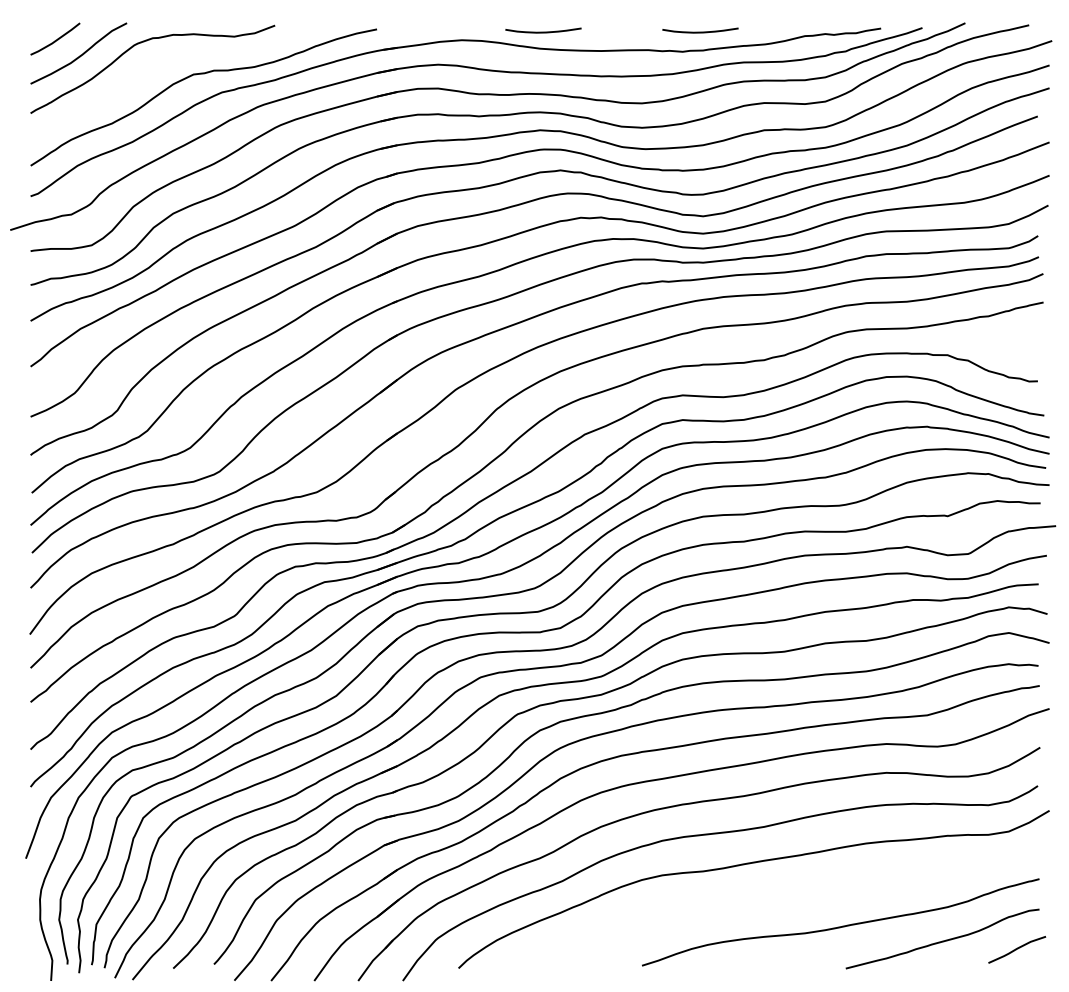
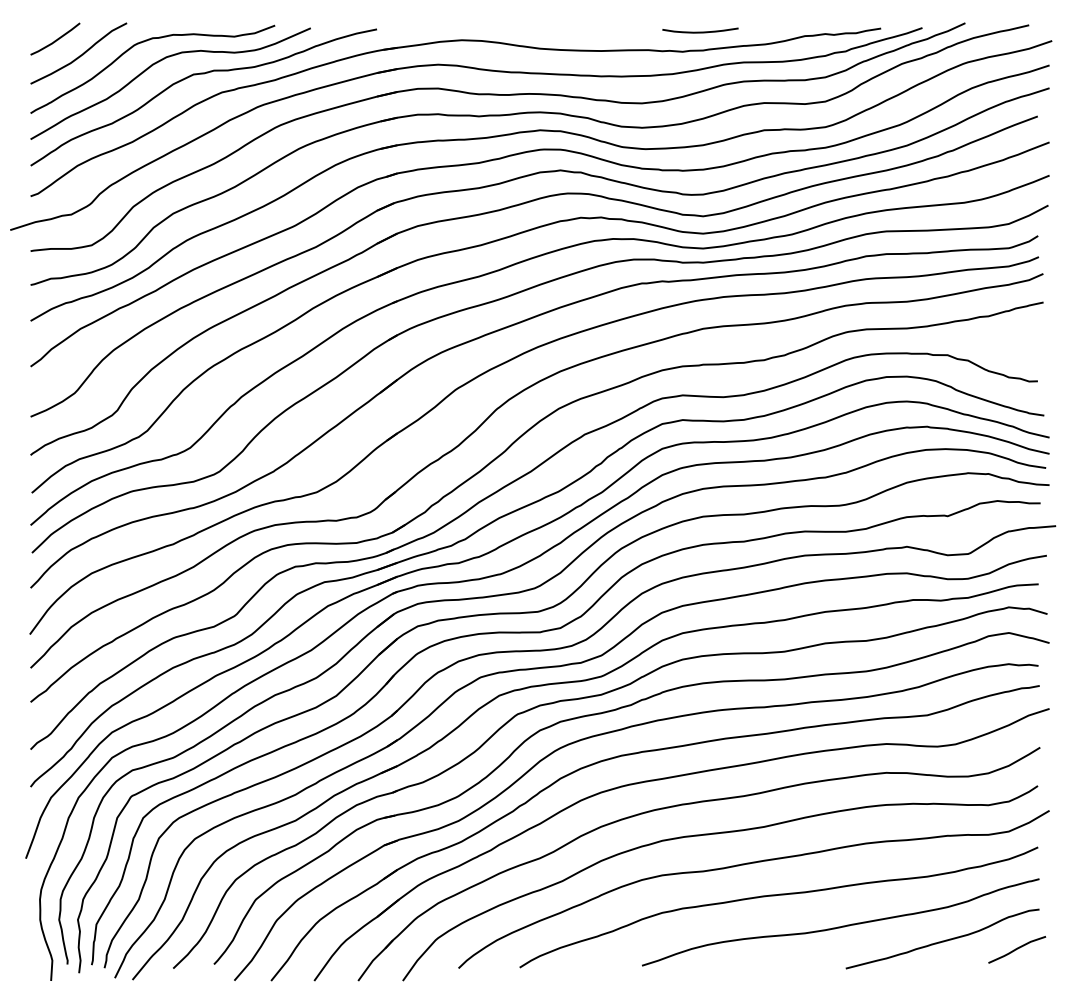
curve: present -> none (543, 31)
curve: none -> present (159, 62)
curve: none -> present (775, 896)
